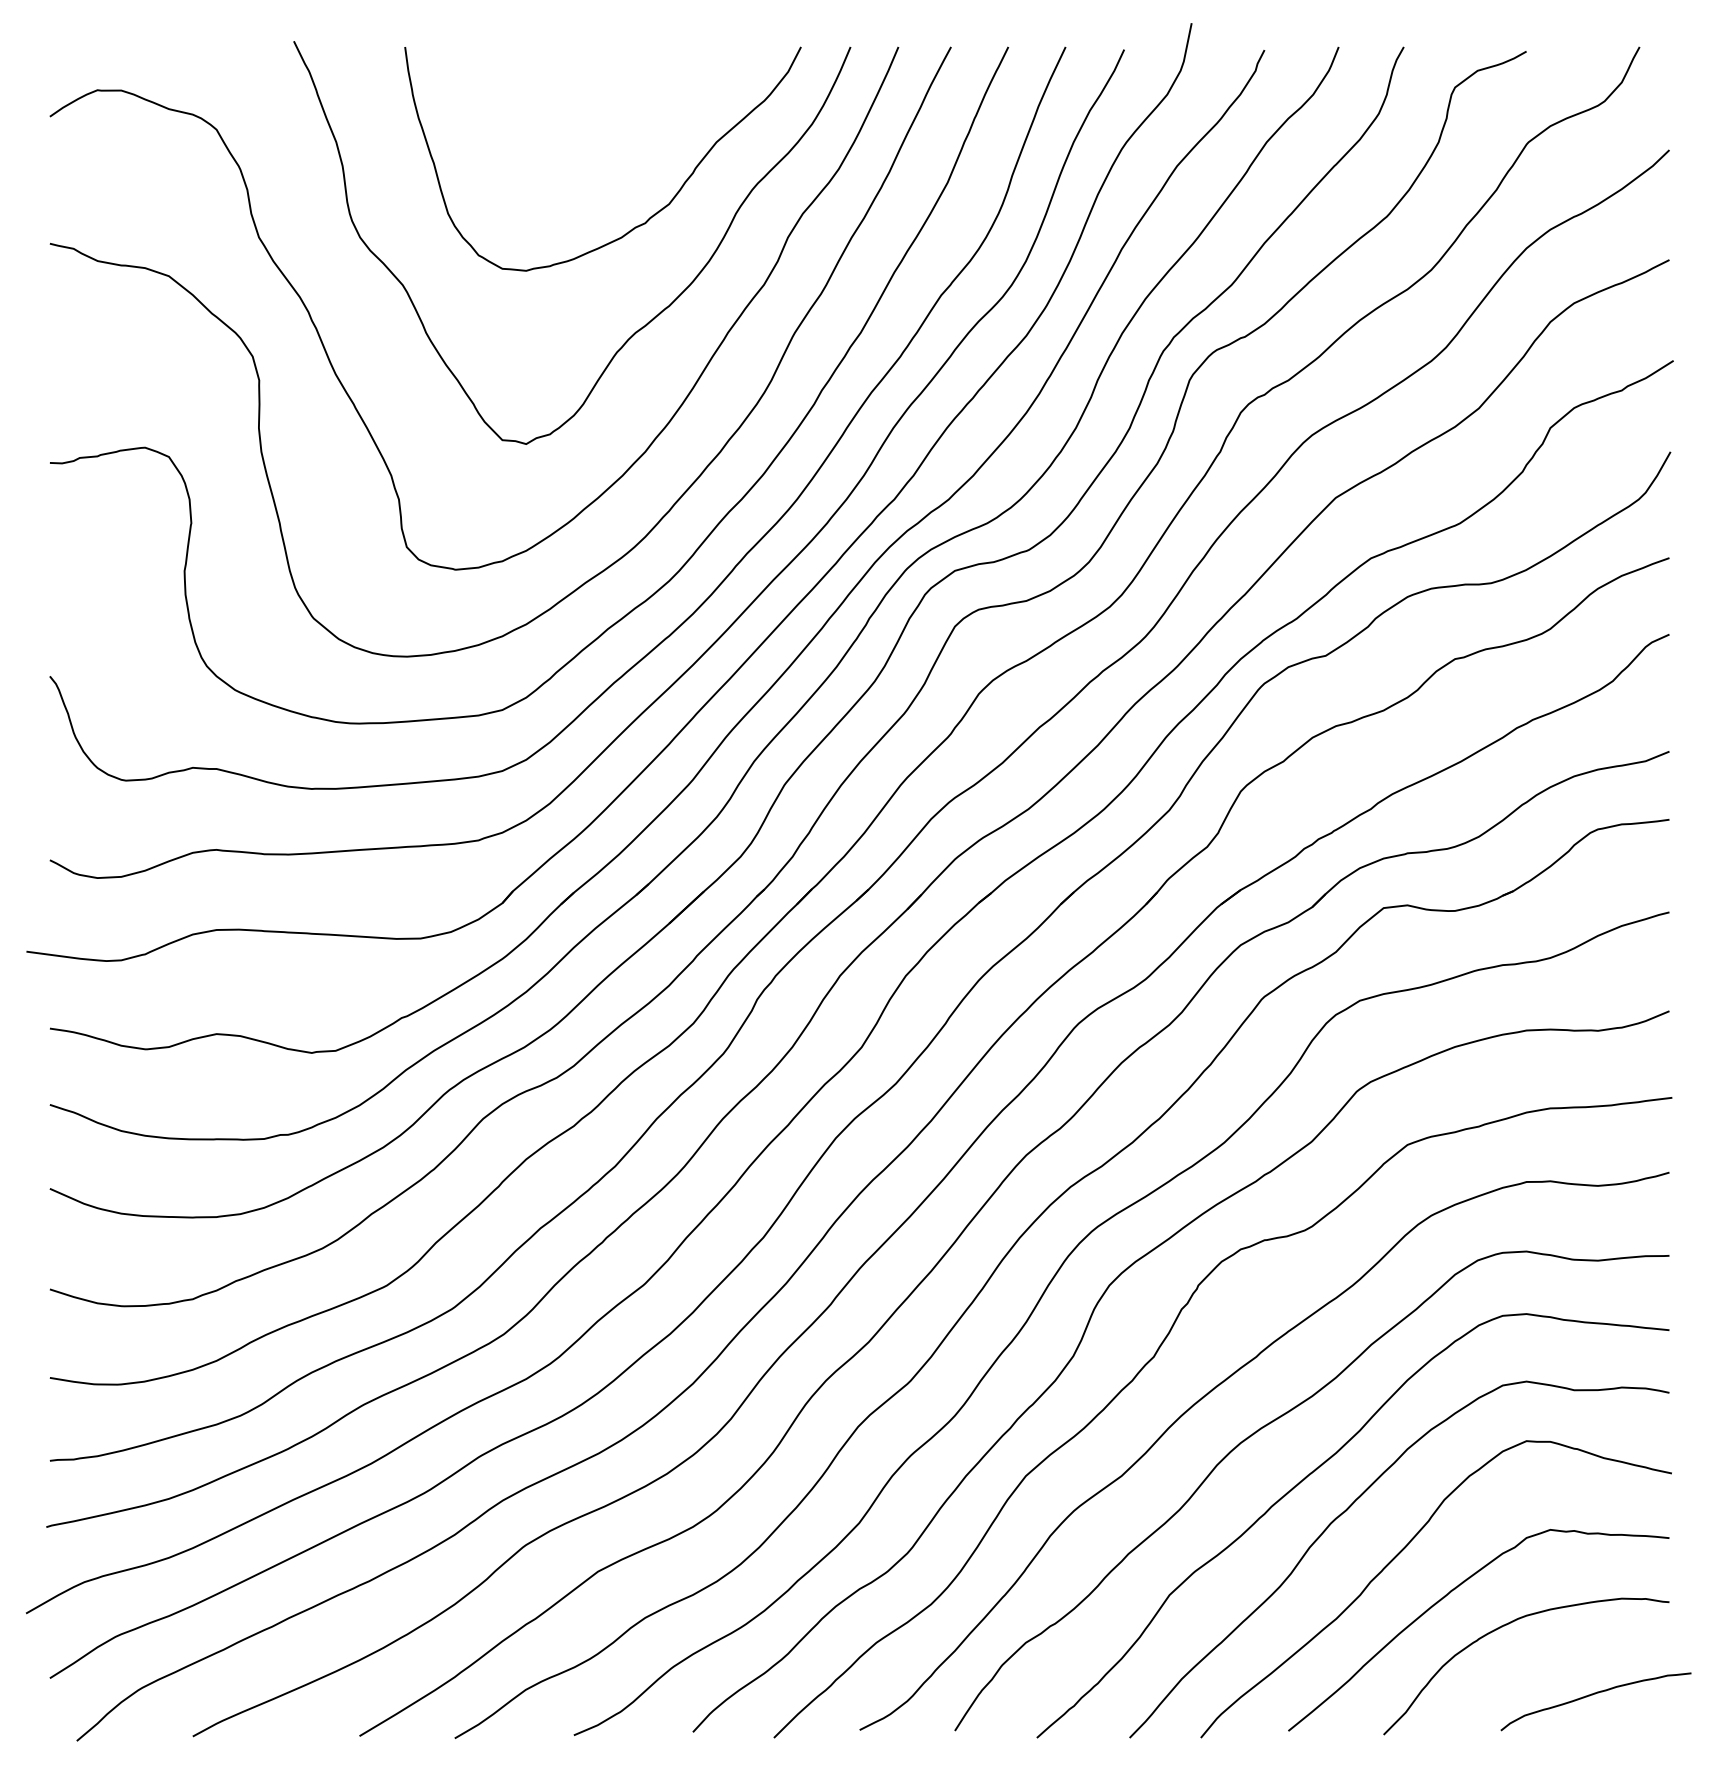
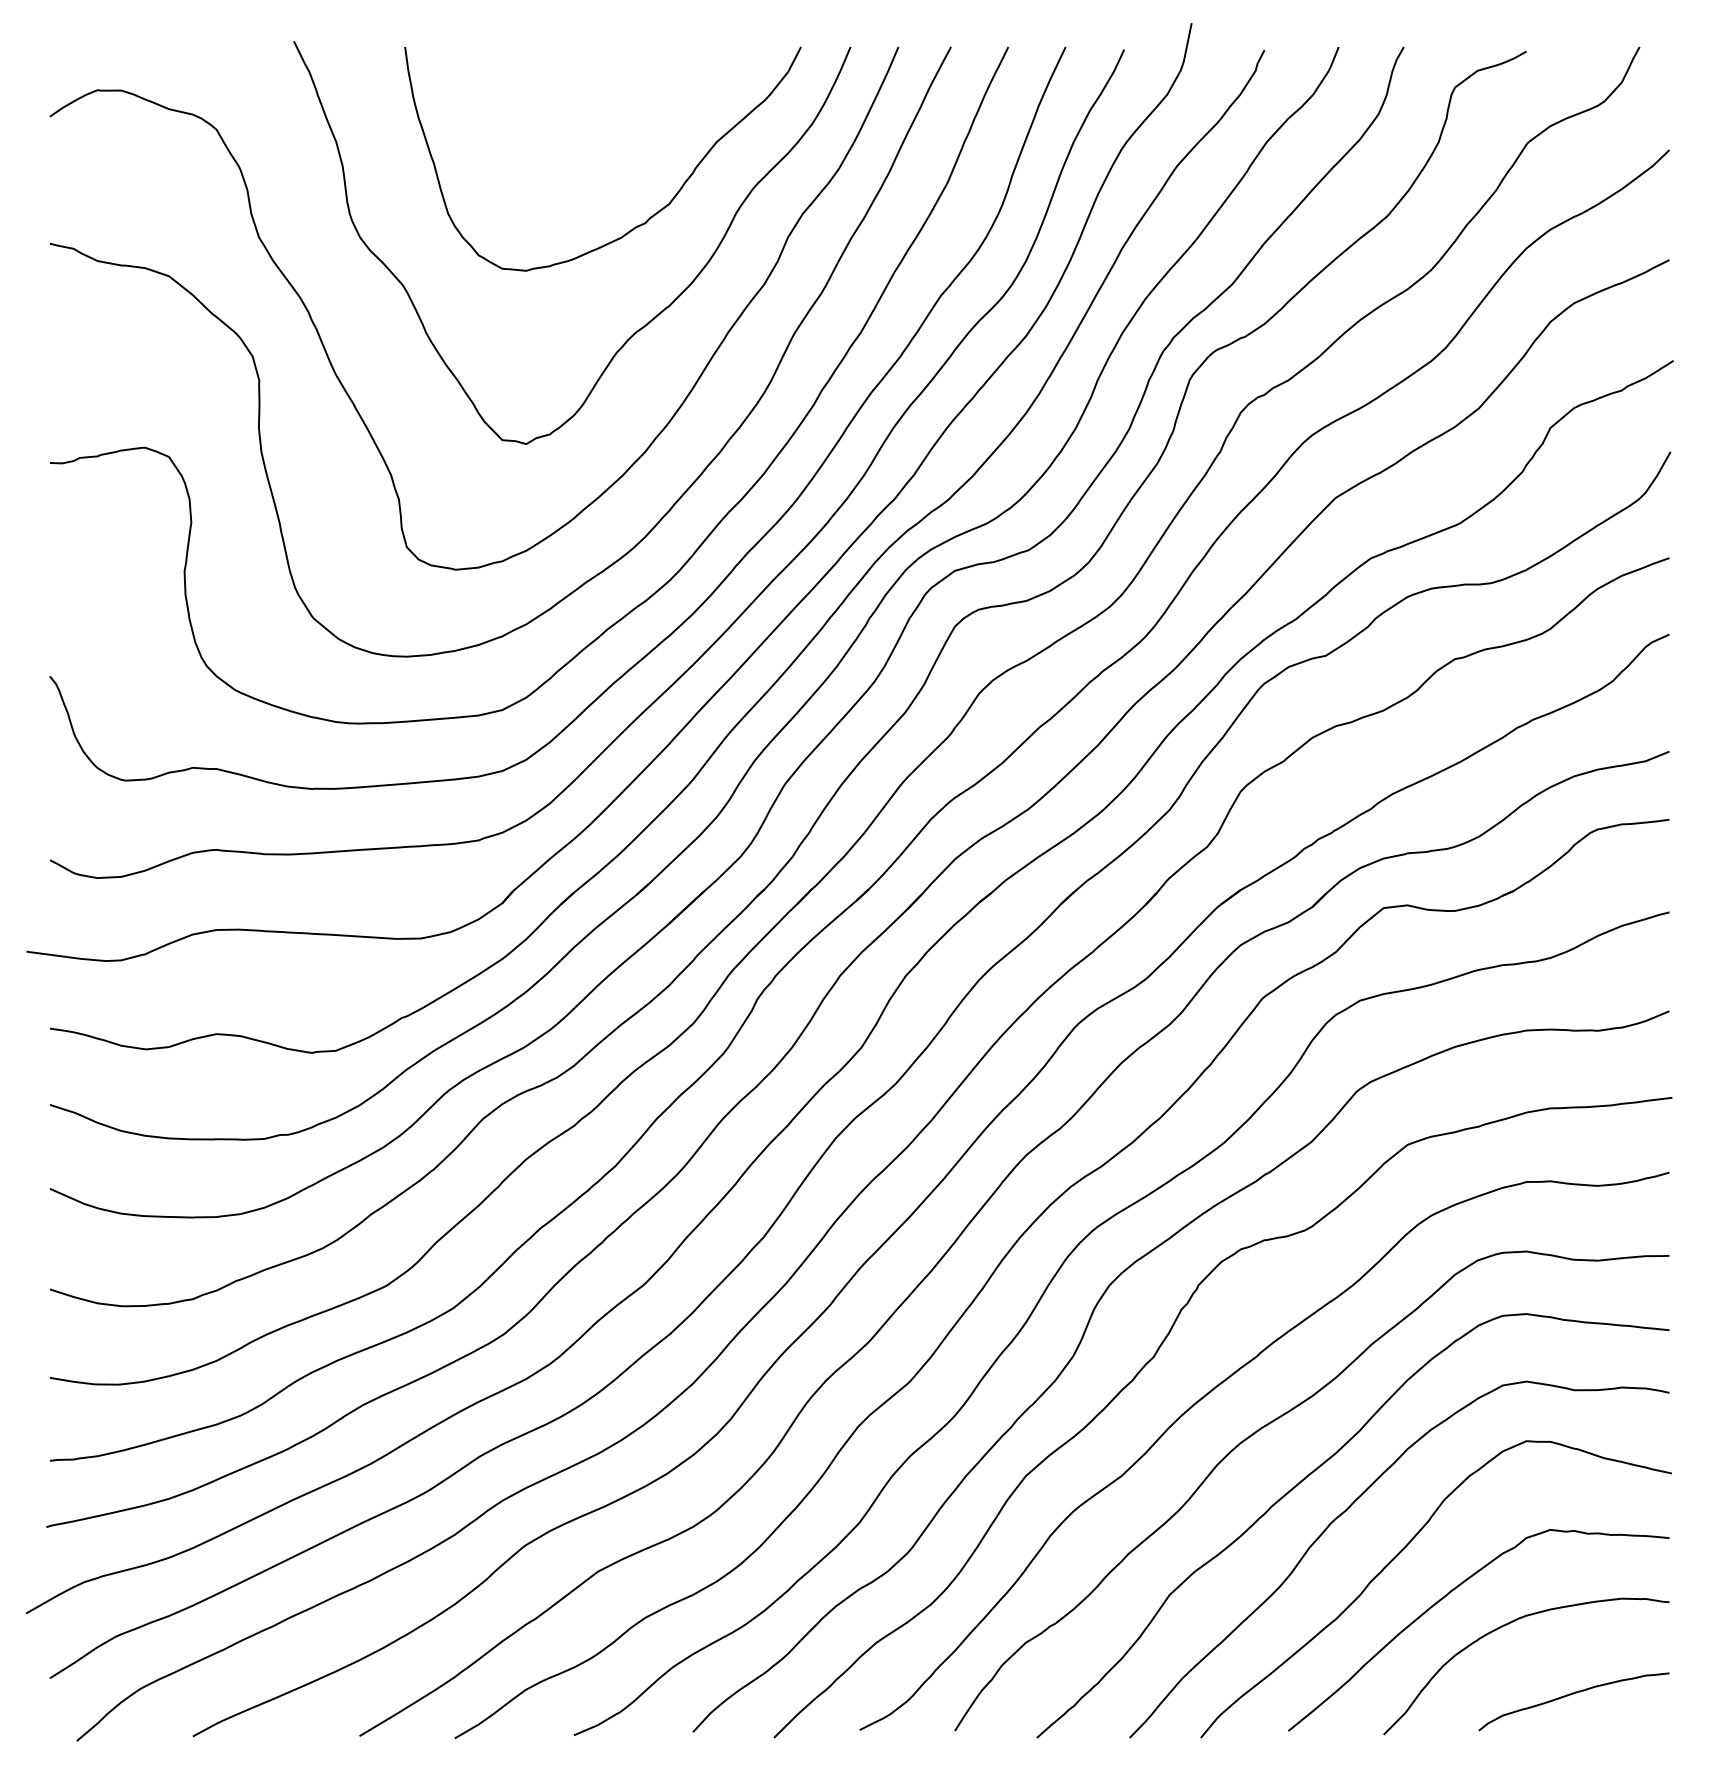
curve position: (1592, 1695) -> (1570, 1695) (1570, 1695)
